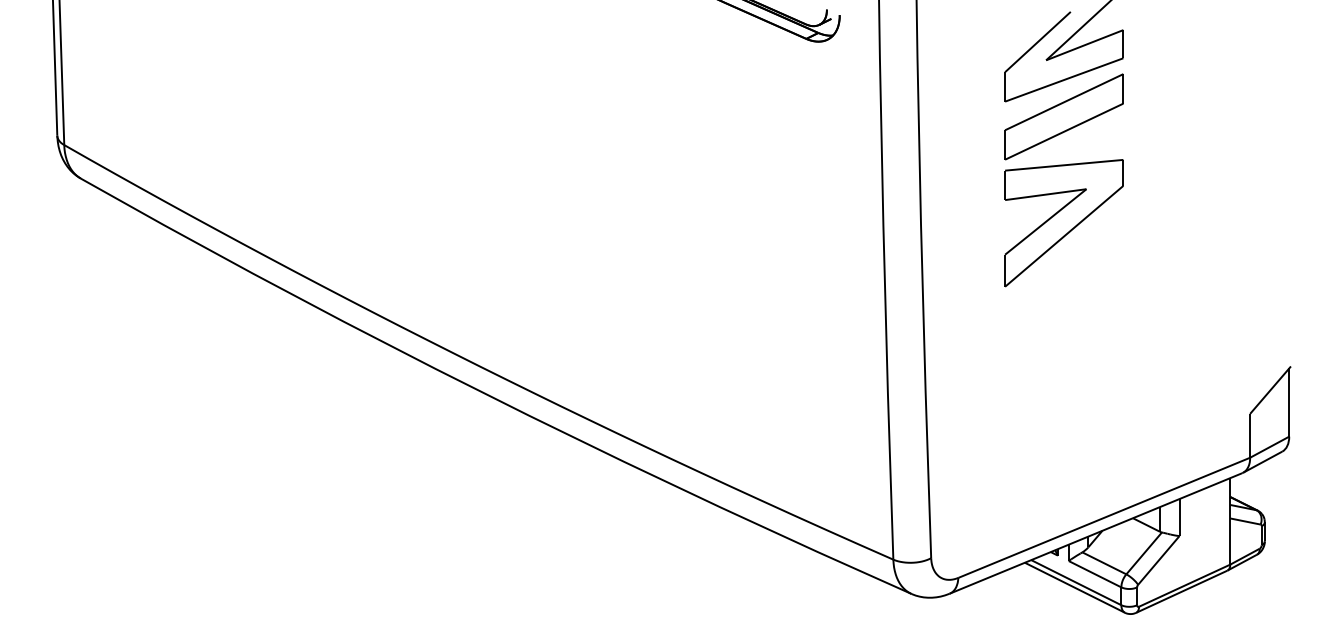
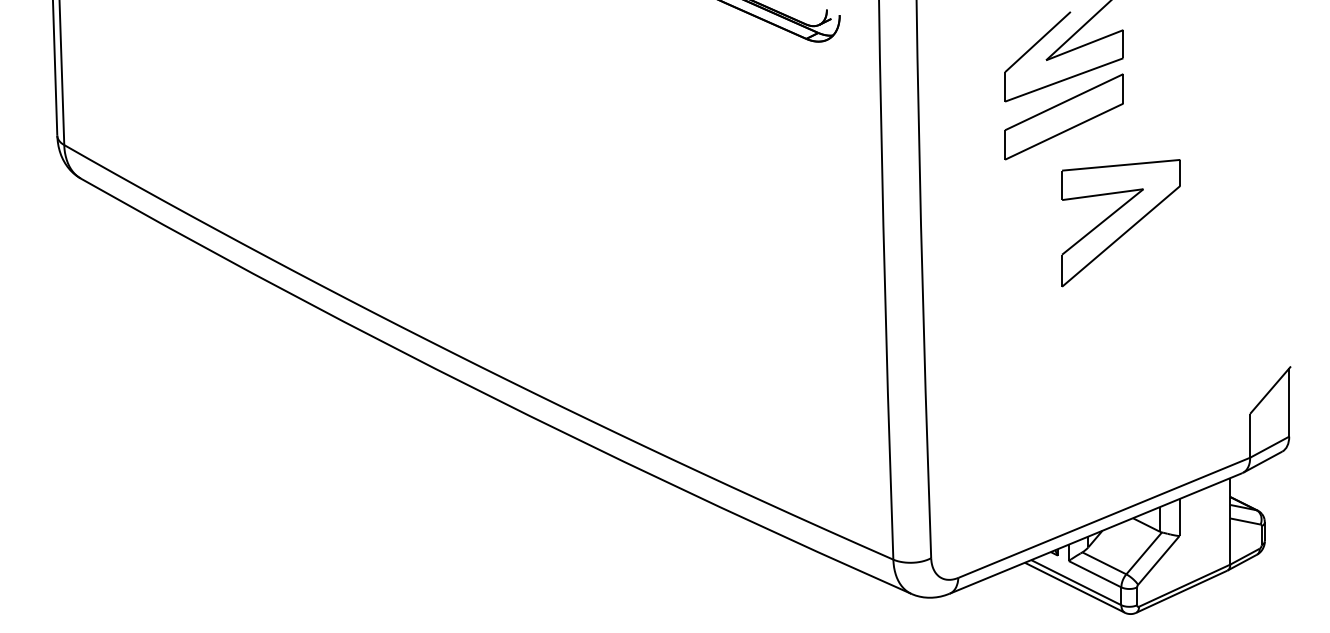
part position: (1063, 223) -> (1120, 223) (1120, 223)
